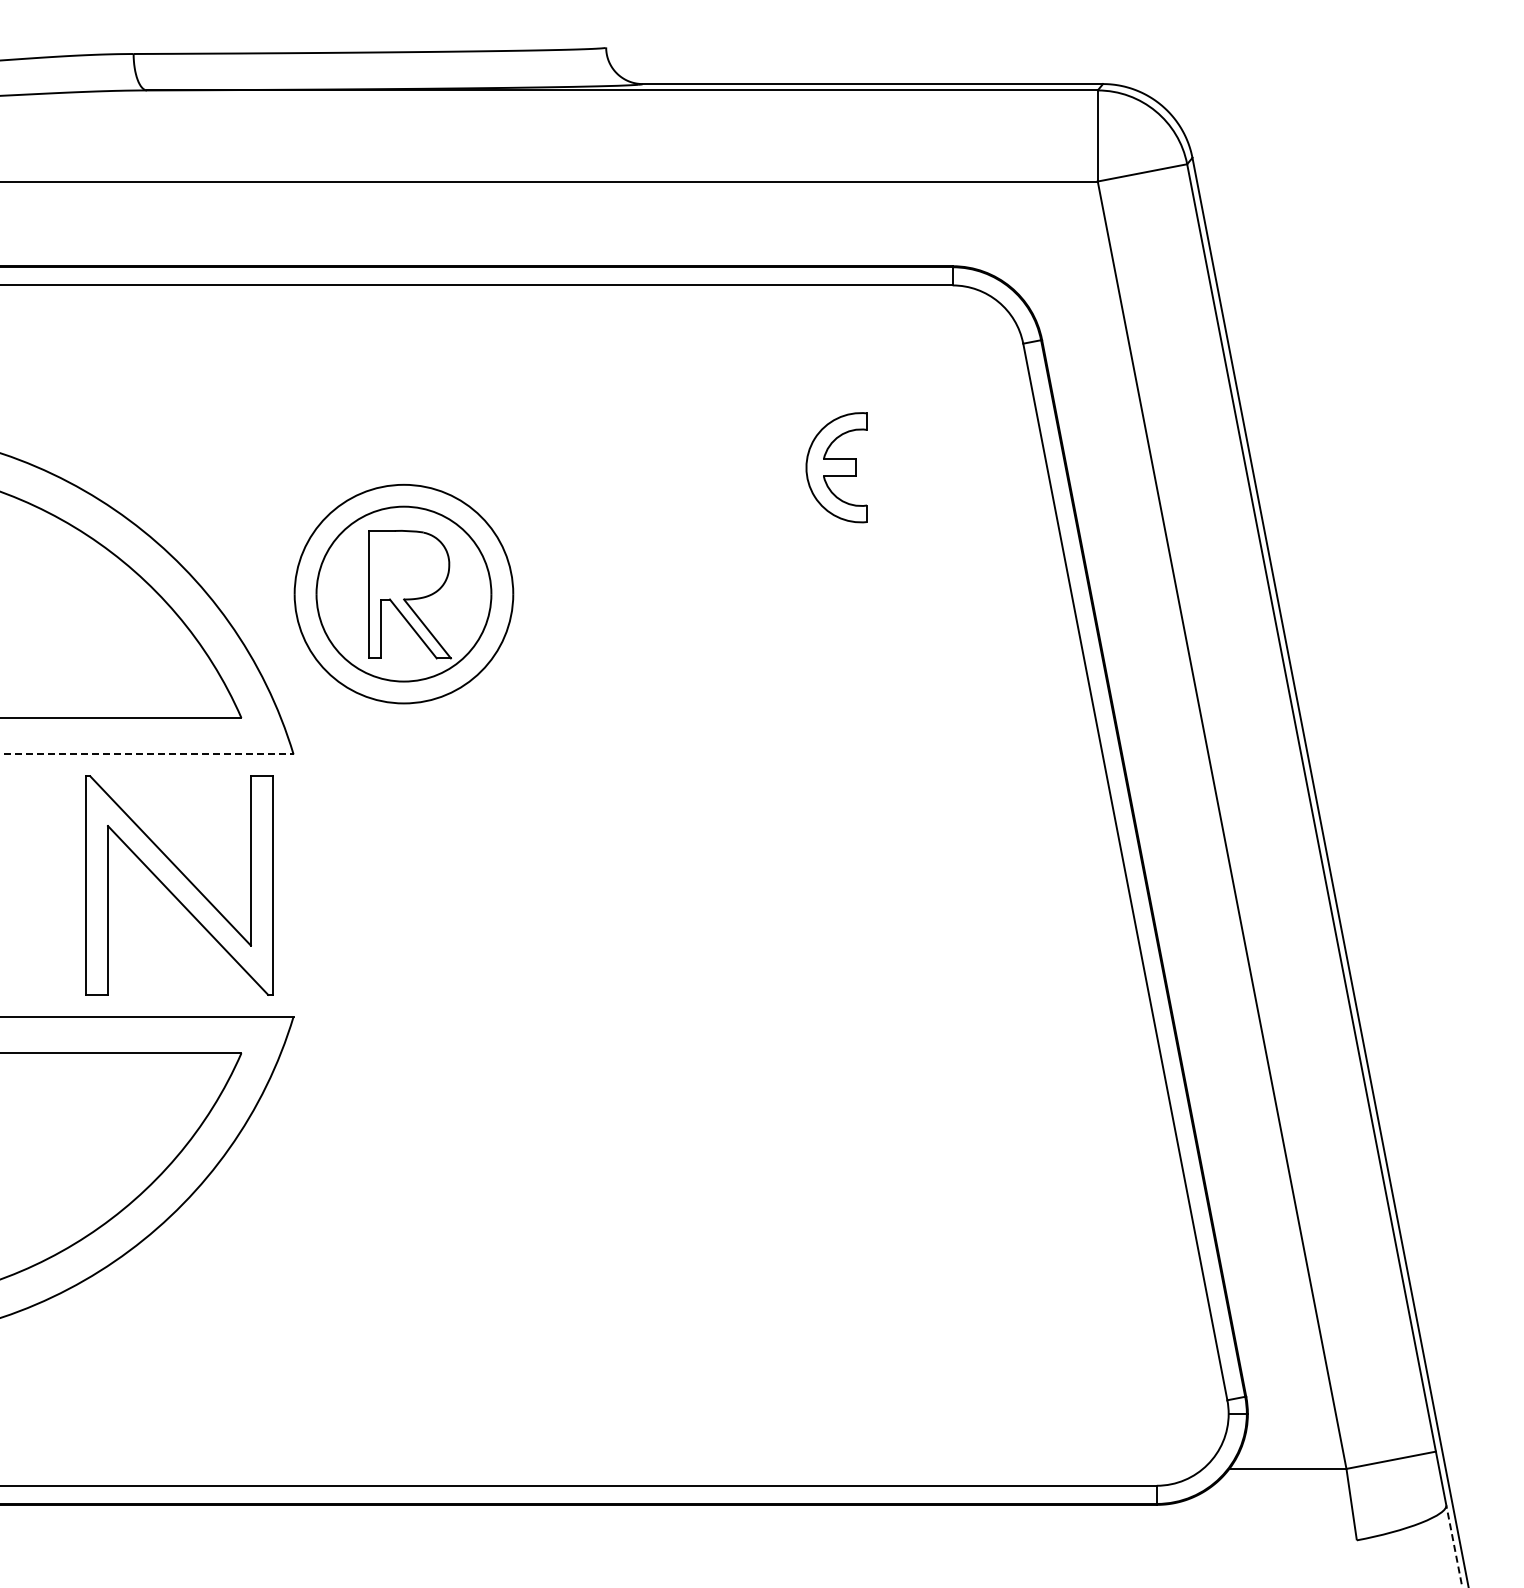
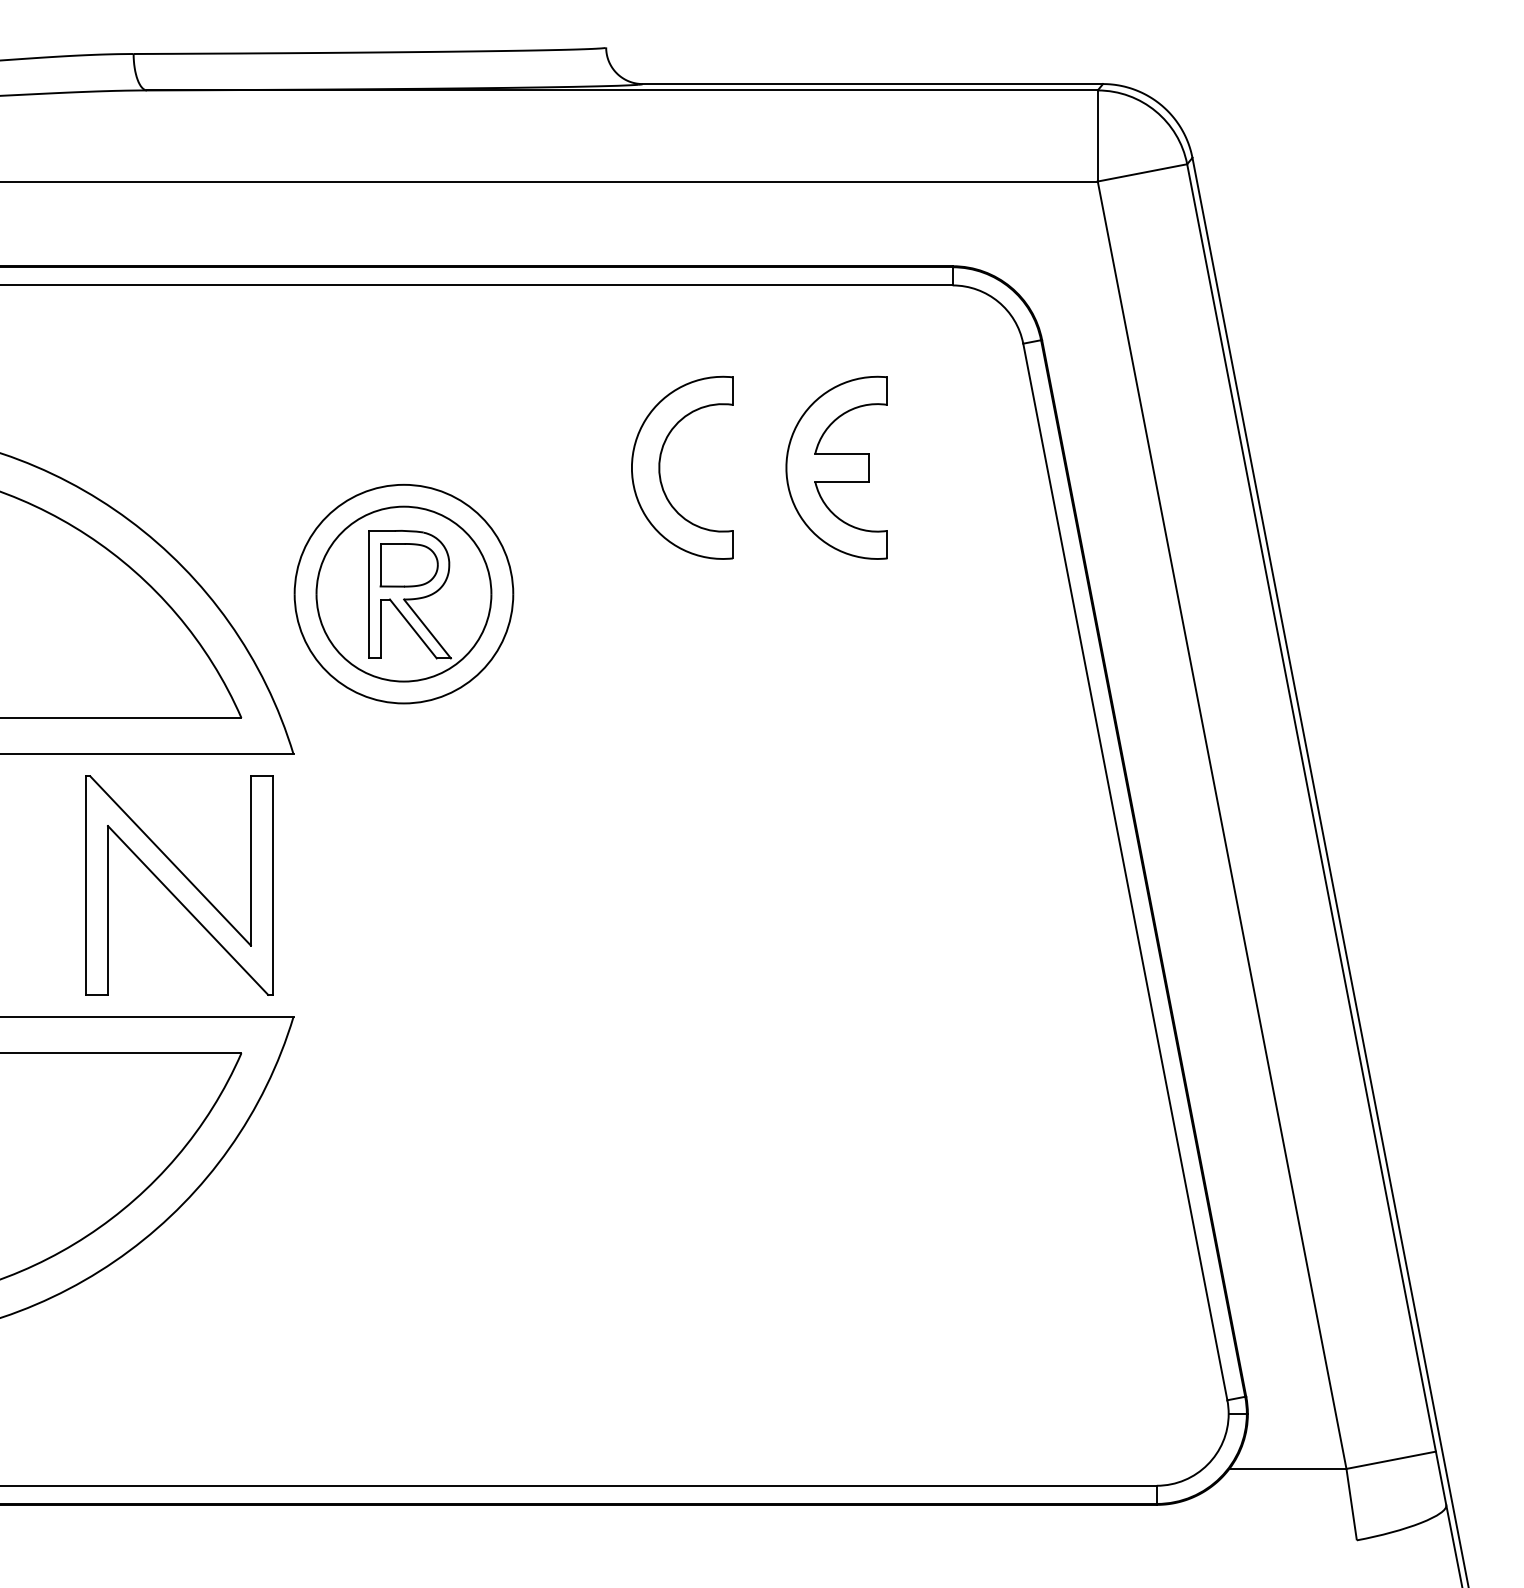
part: none -> present (660, 467)
part size: 63x112 px -> 103x185 px (836, 467)
part: none -> present (408, 565)
line: dashed -> solid (147, 754)
line: dashed -> solid (1454, 1546)
